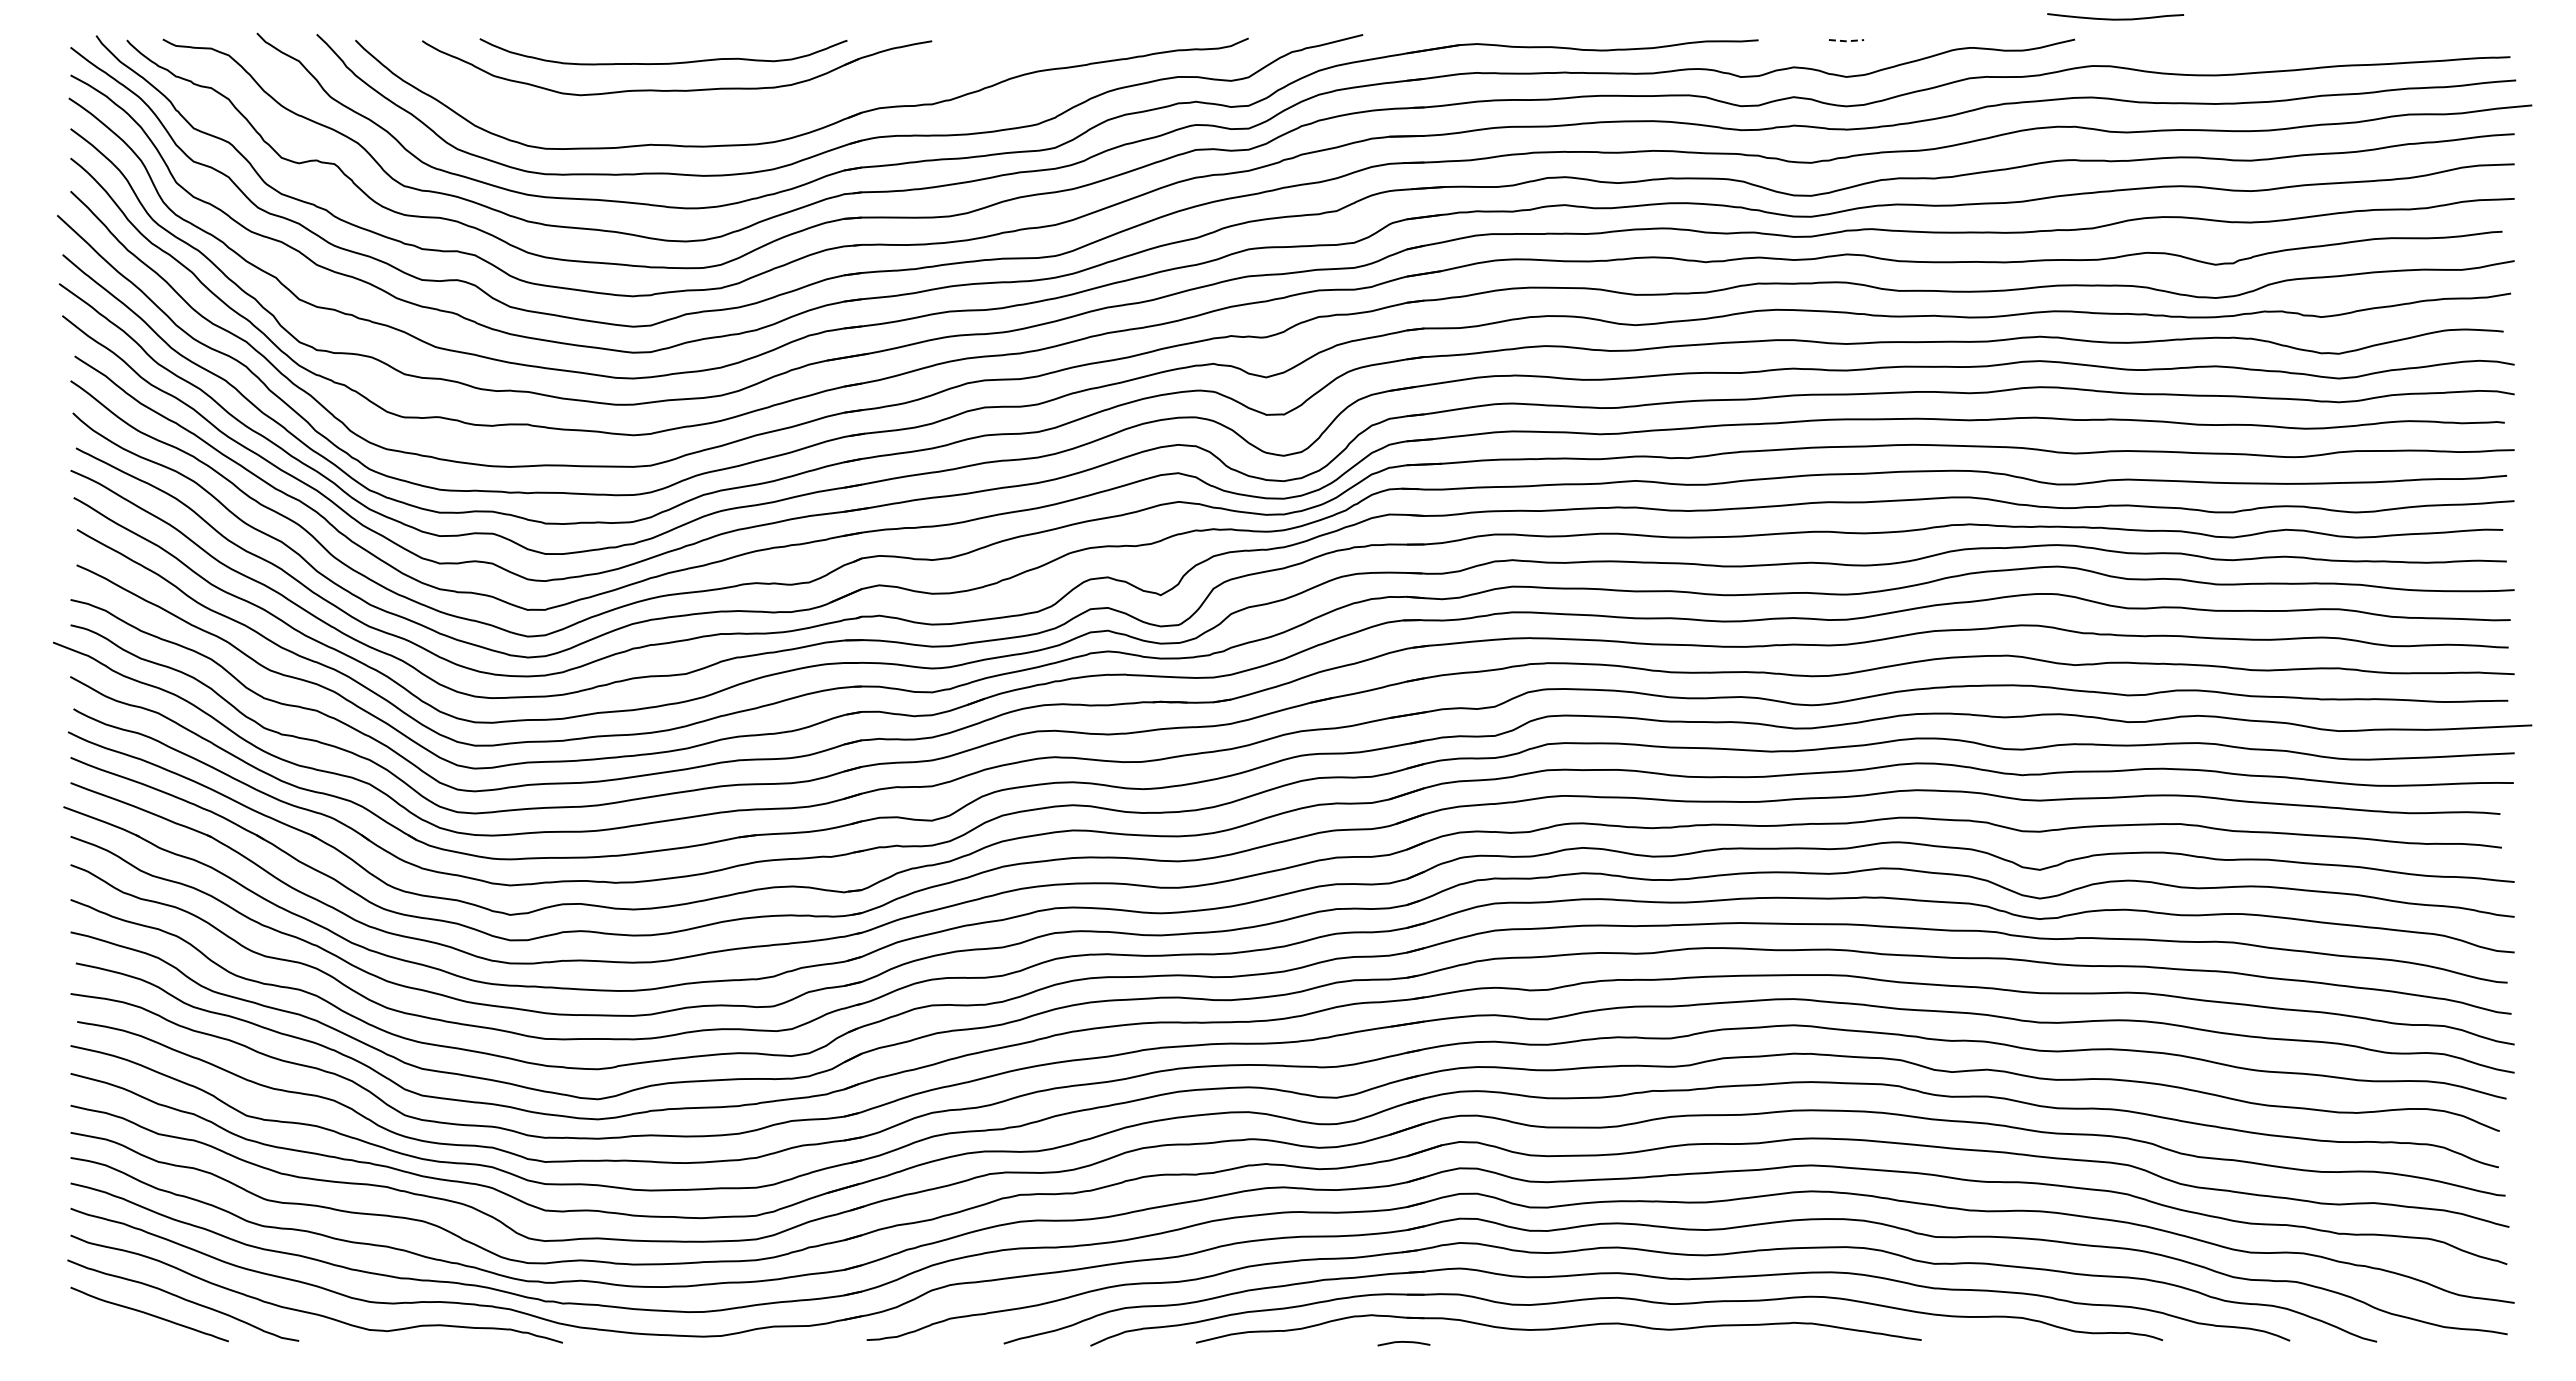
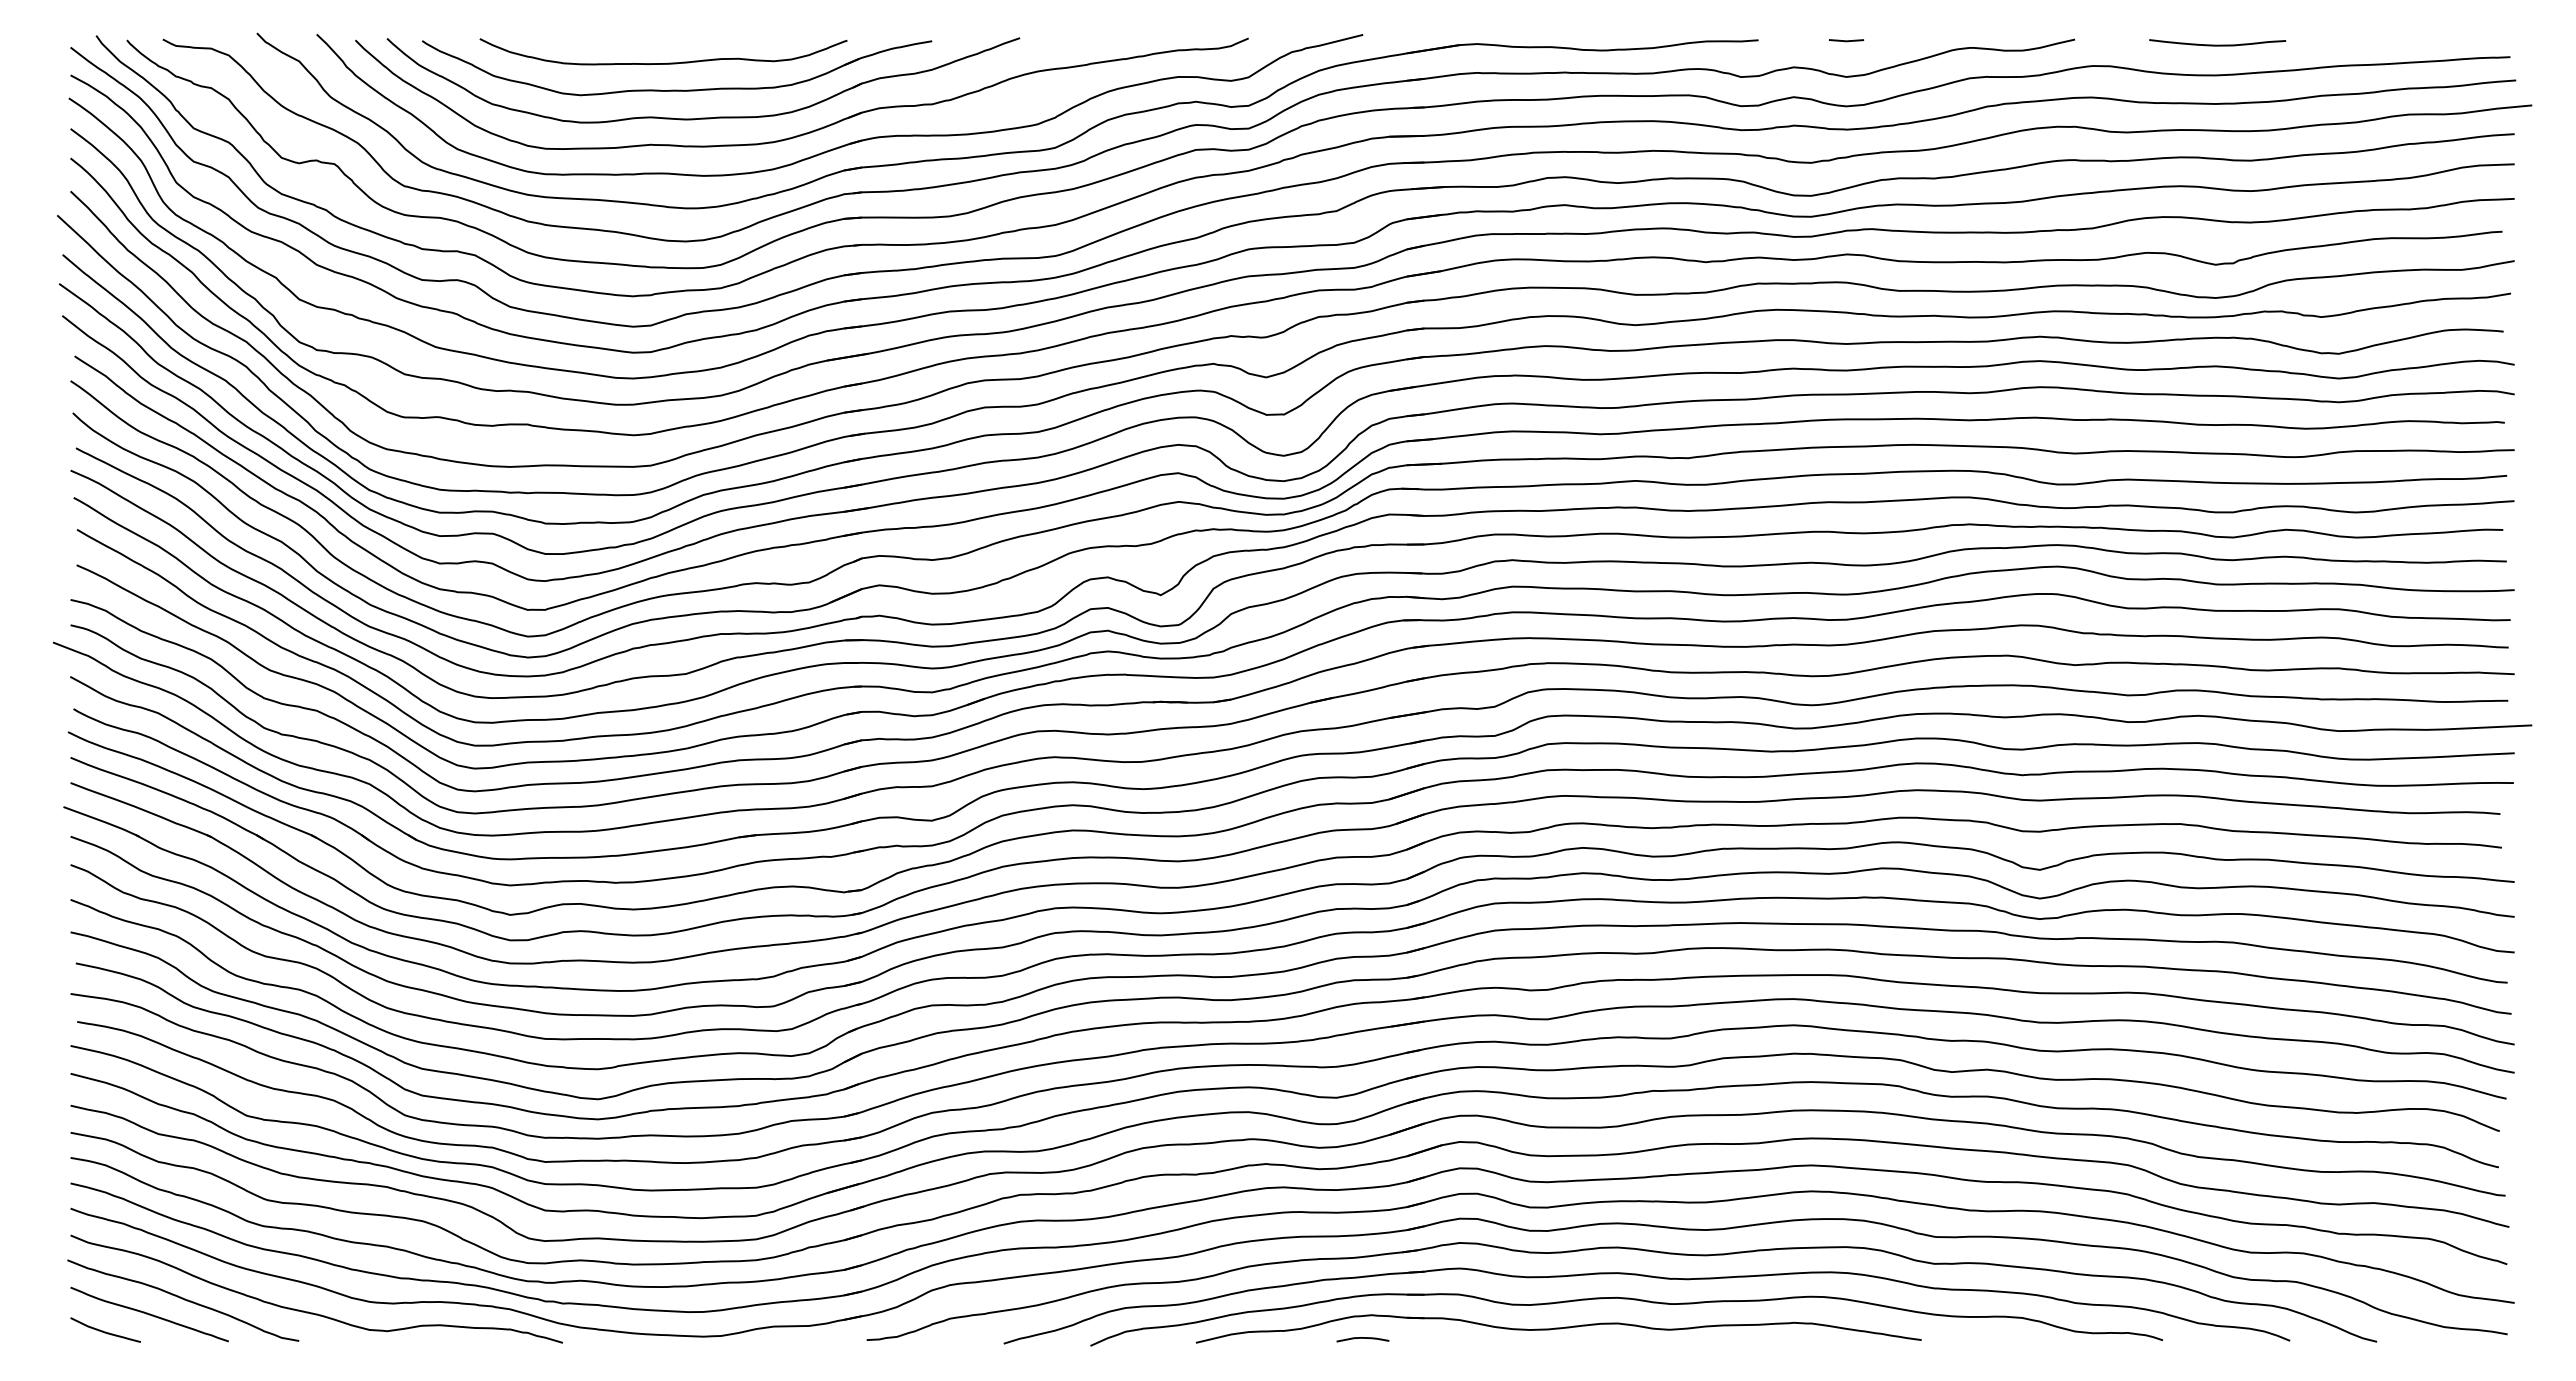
curve position: (2115, 18) -> (2217, 44) (2217, 44)
line: dashed -> solid (1846, 41)
part: none -> present (703, 117)
curve: none -> present (105, 1331)
curve position: (1403, 1342) -> (1362, 1338) (1362, 1338)
